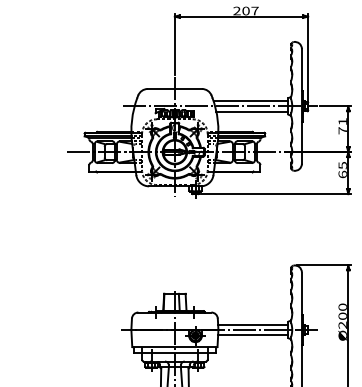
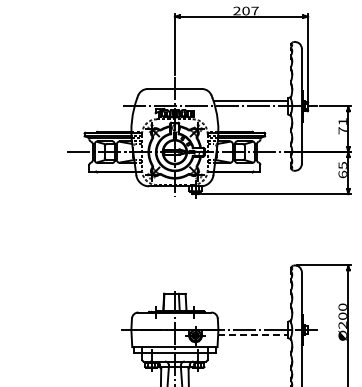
line: present -> none (251, 111)
line: present -> none (252, 324)
line: solid -> dashed (252, 335)
